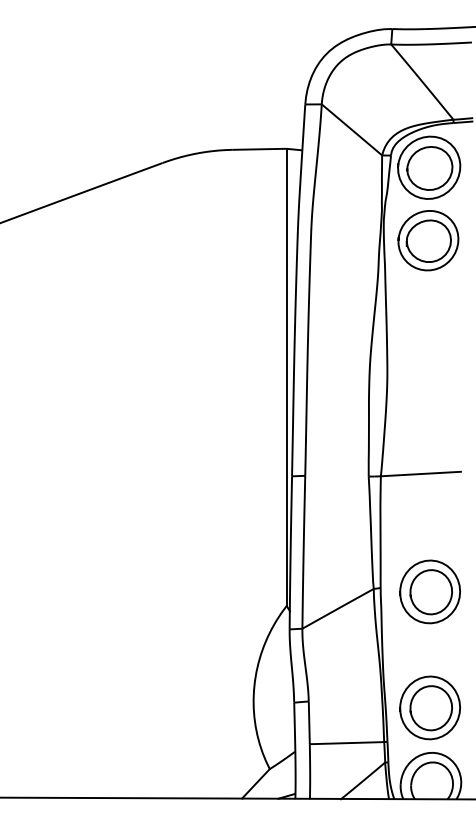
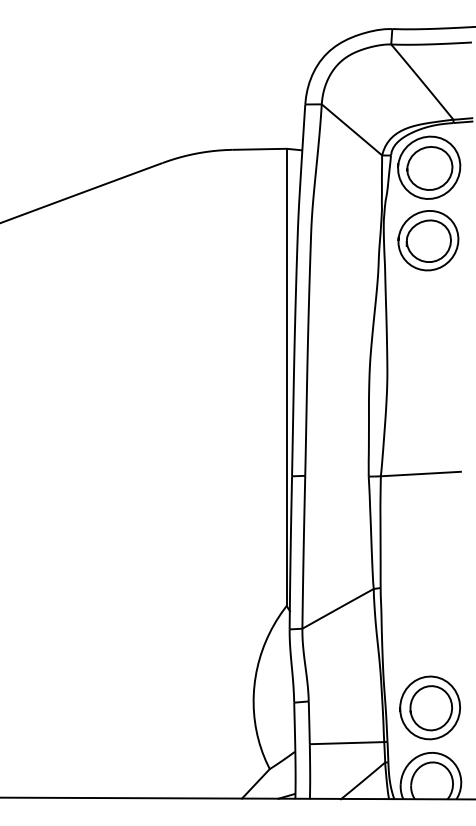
part: present -> none (430, 591)
